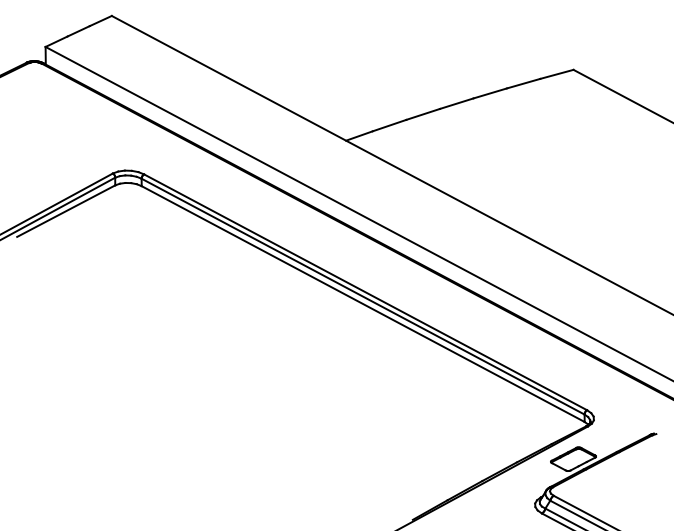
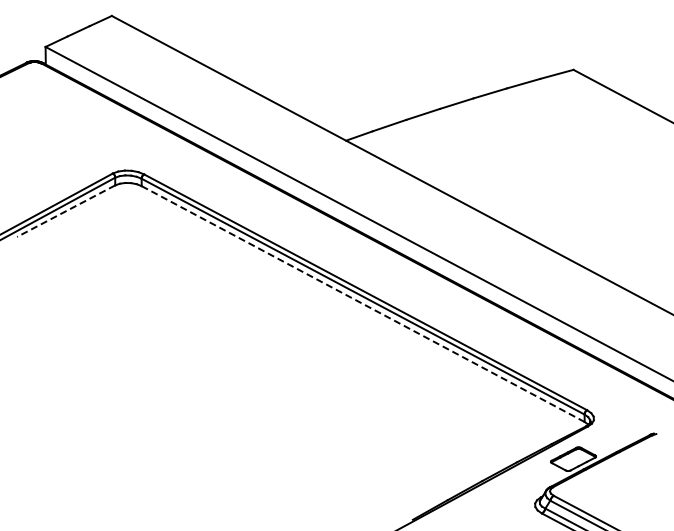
line: solid -> dashed (65, 211)
line: solid -> dashed (363, 304)
